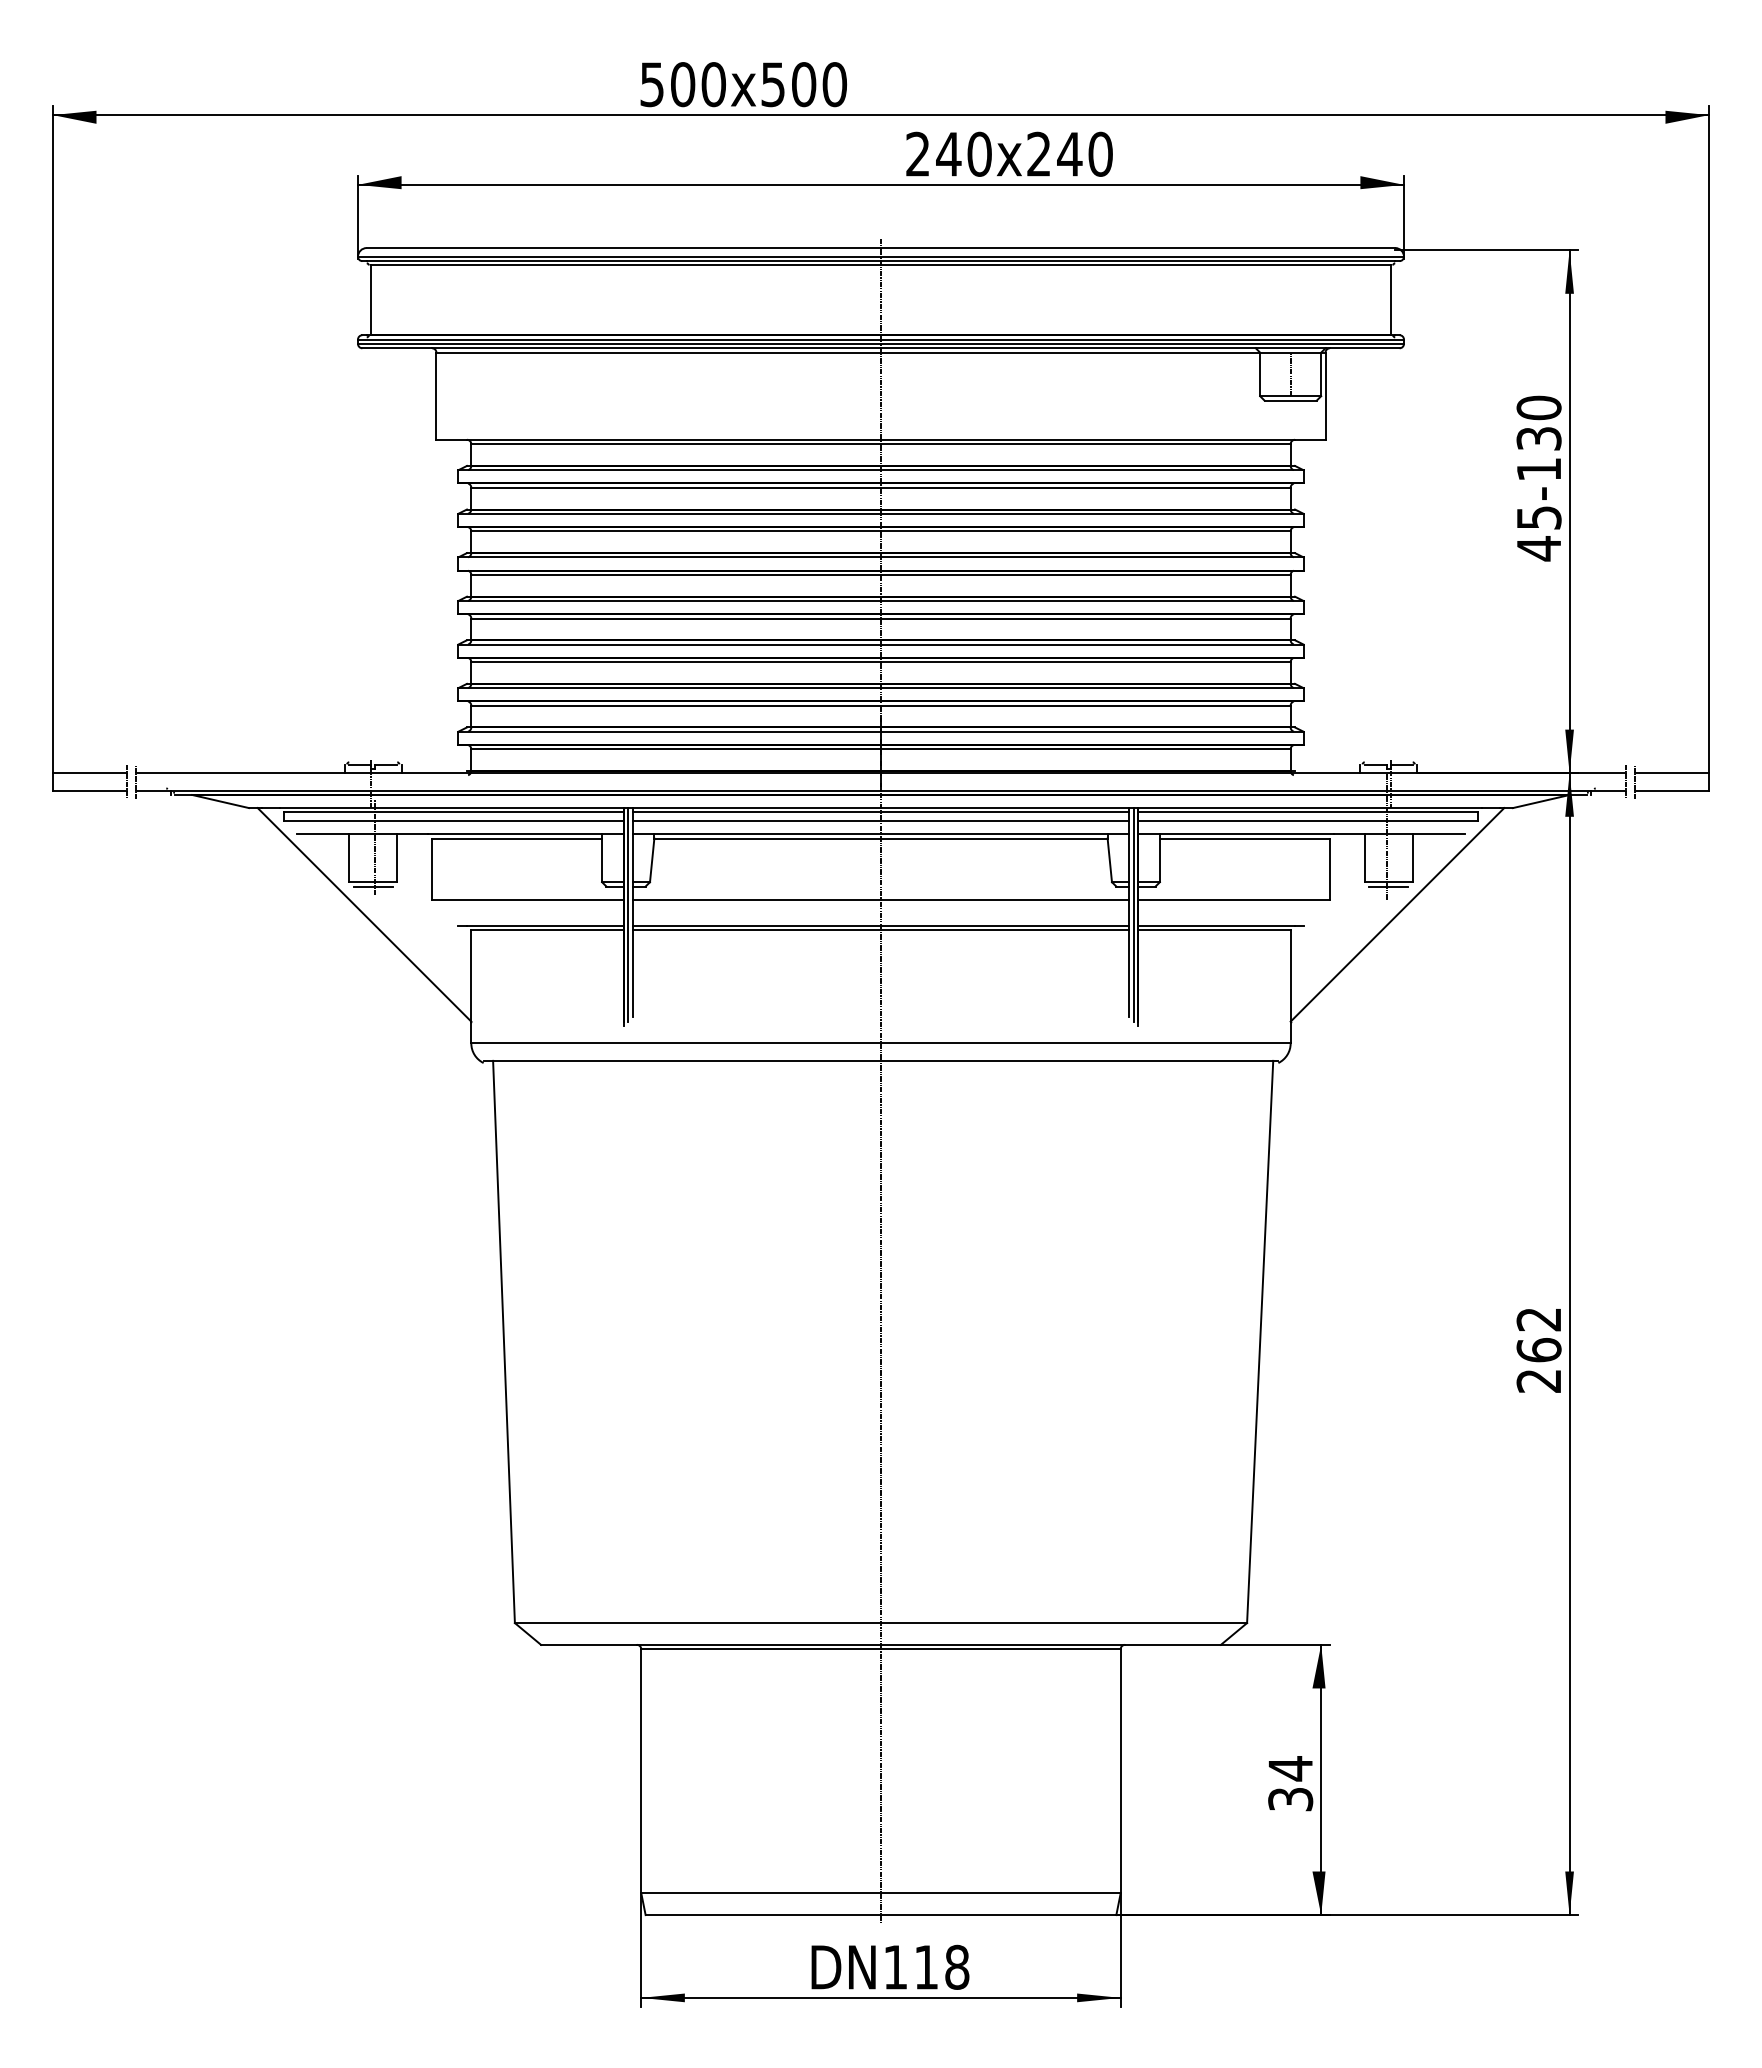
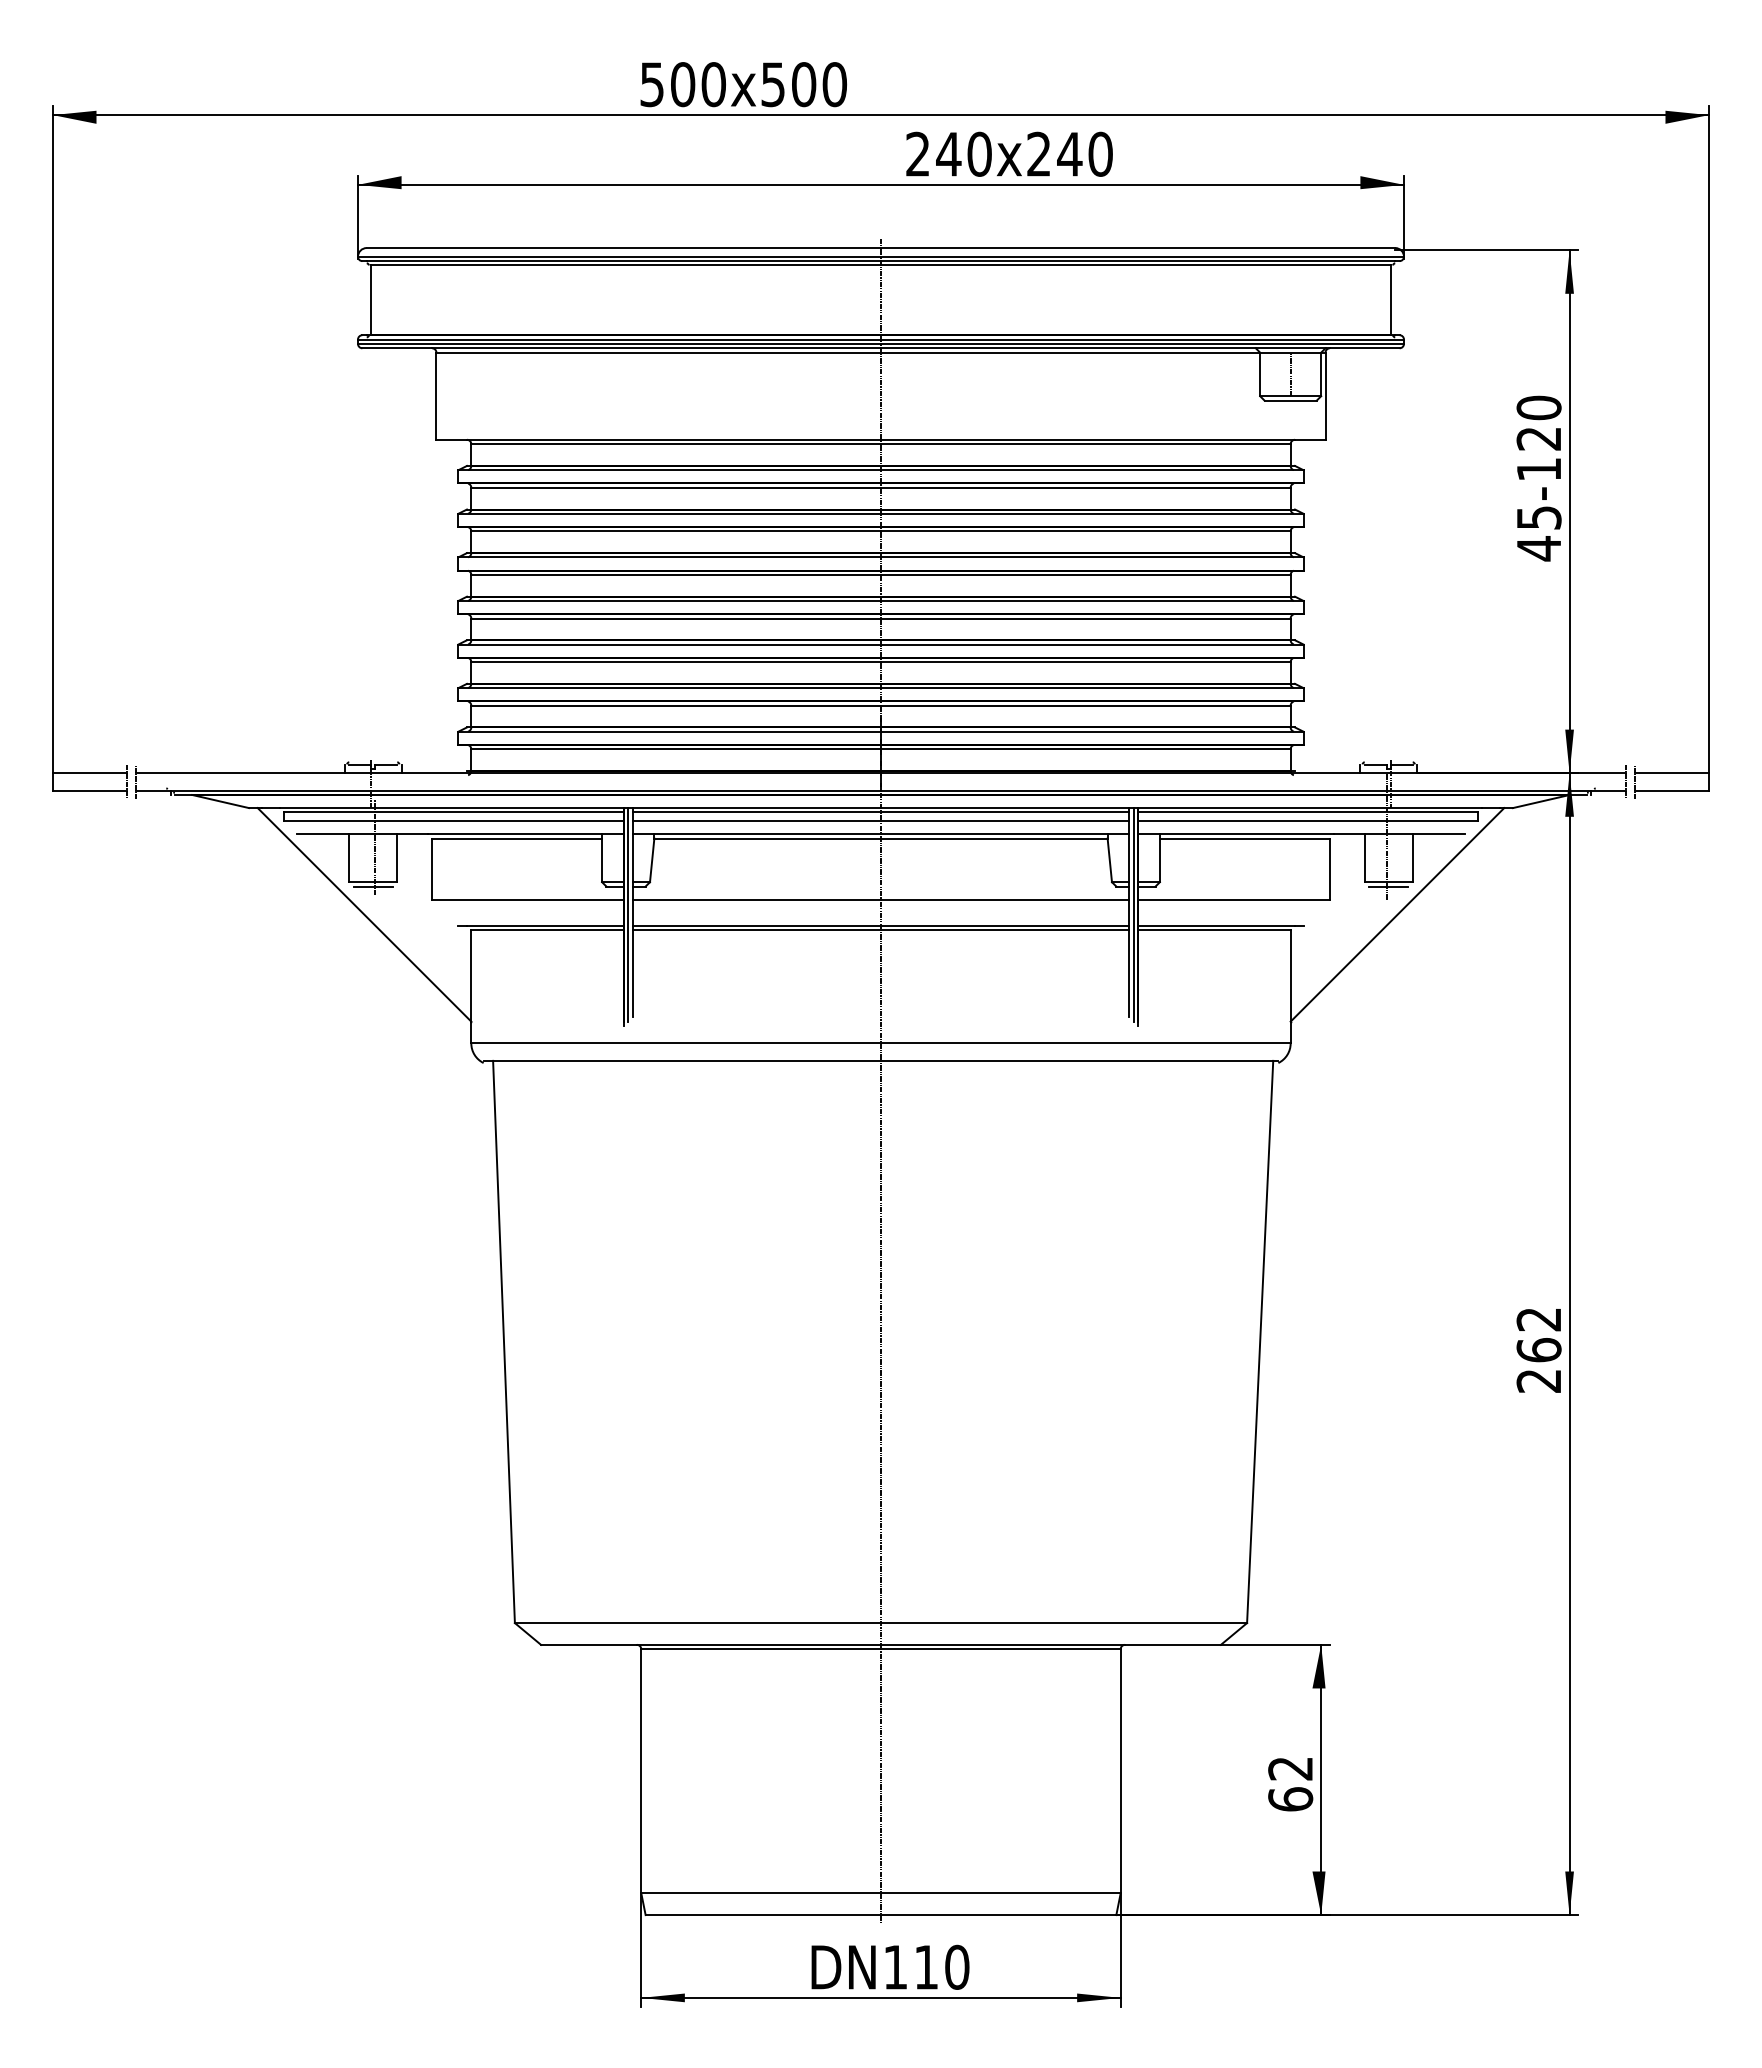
text: 130 -> 120 (1538, 438)
text: 34 -> 62 (1290, 1783)
text: 118 -> 110 (957, 1967)
